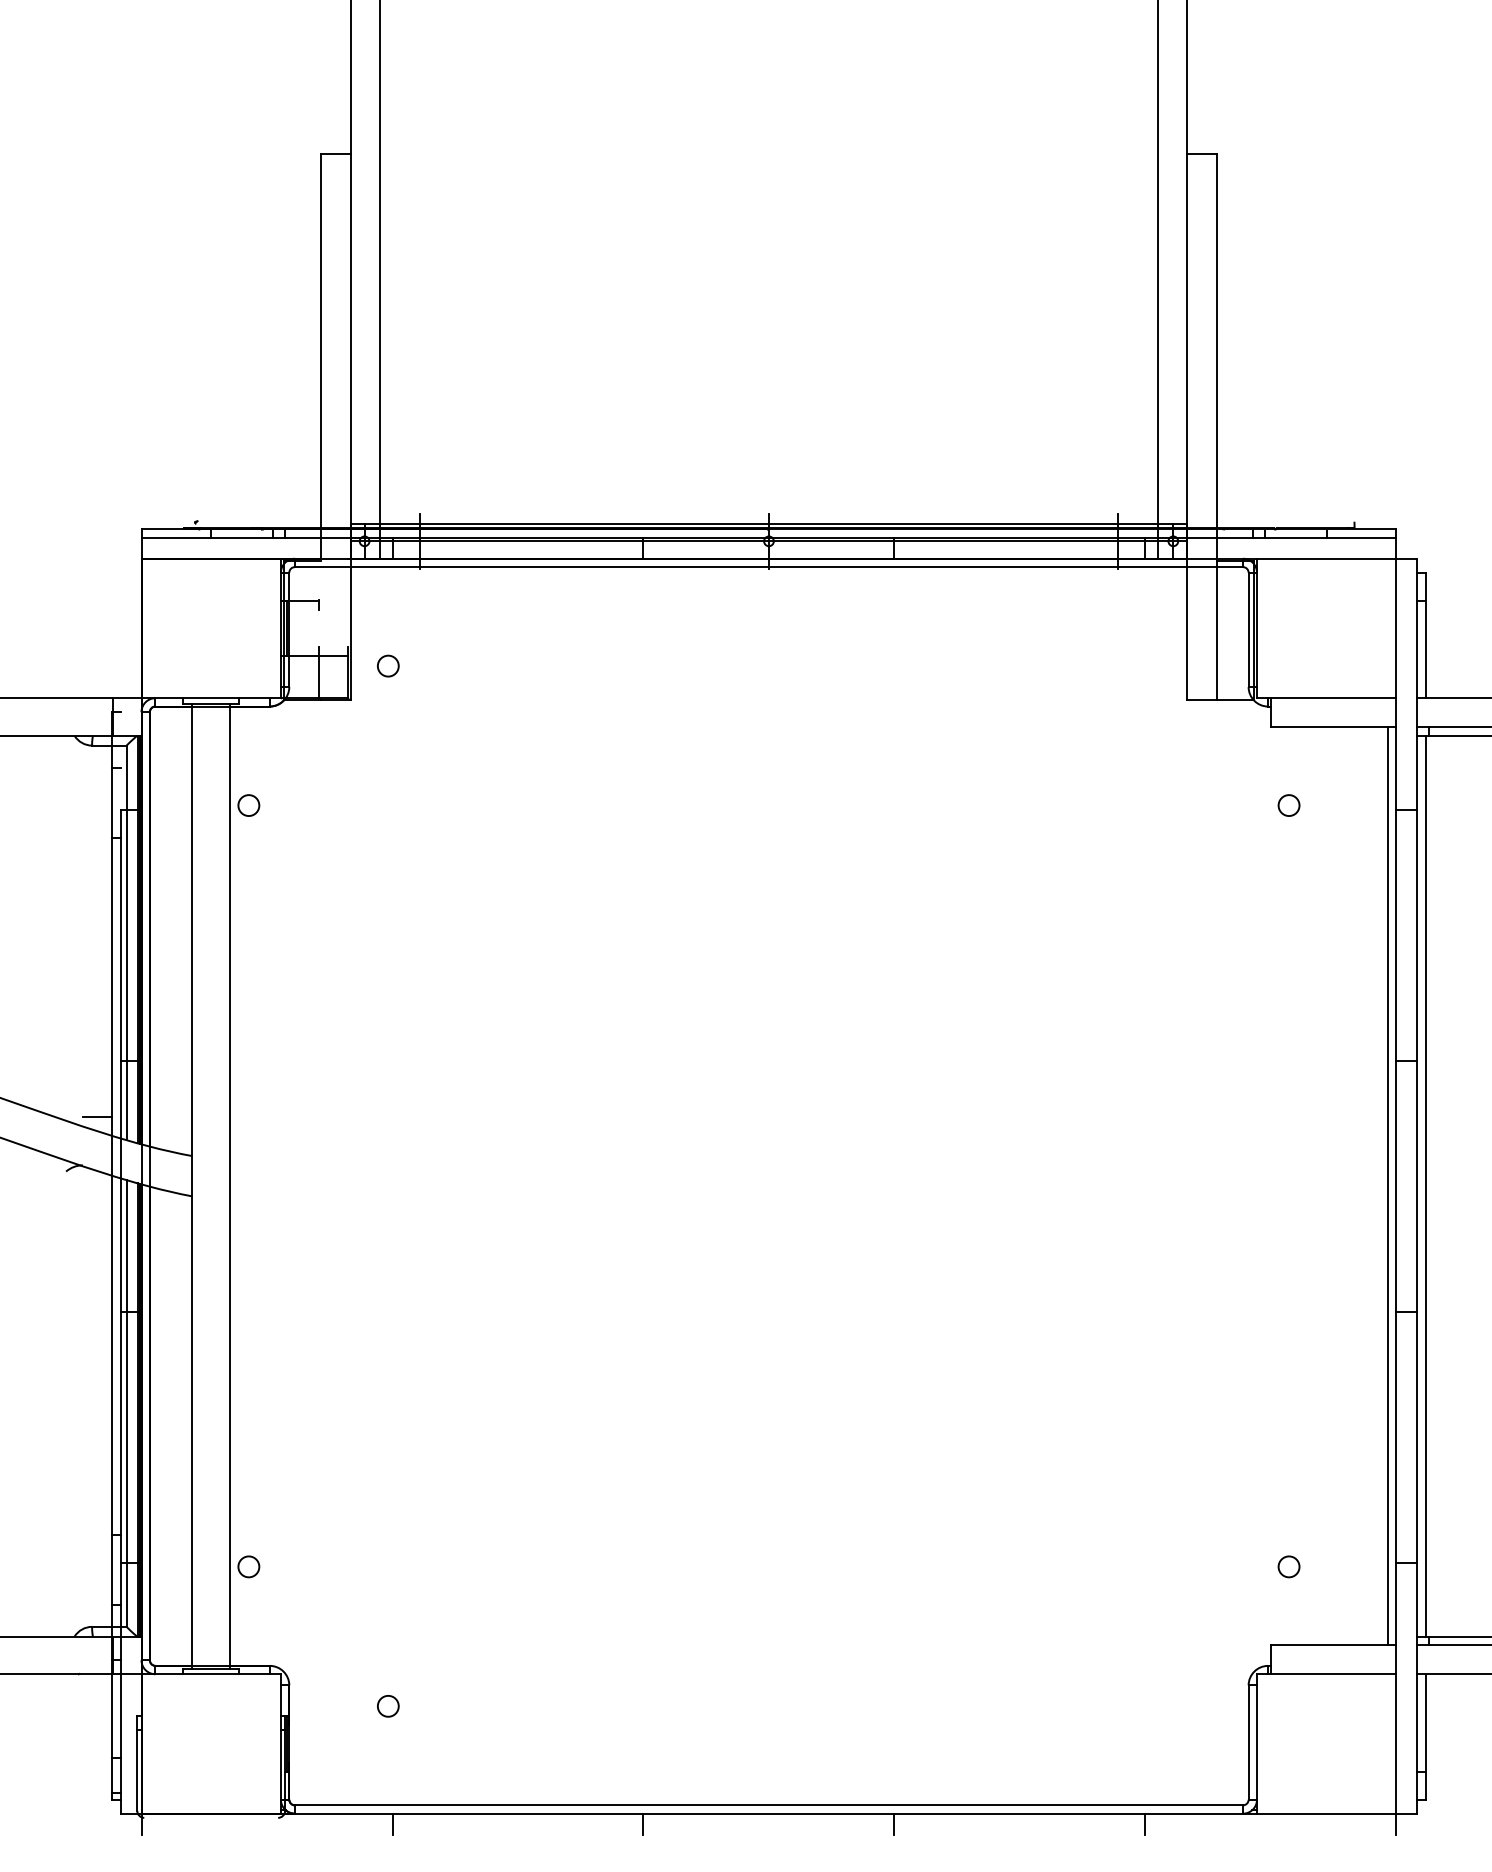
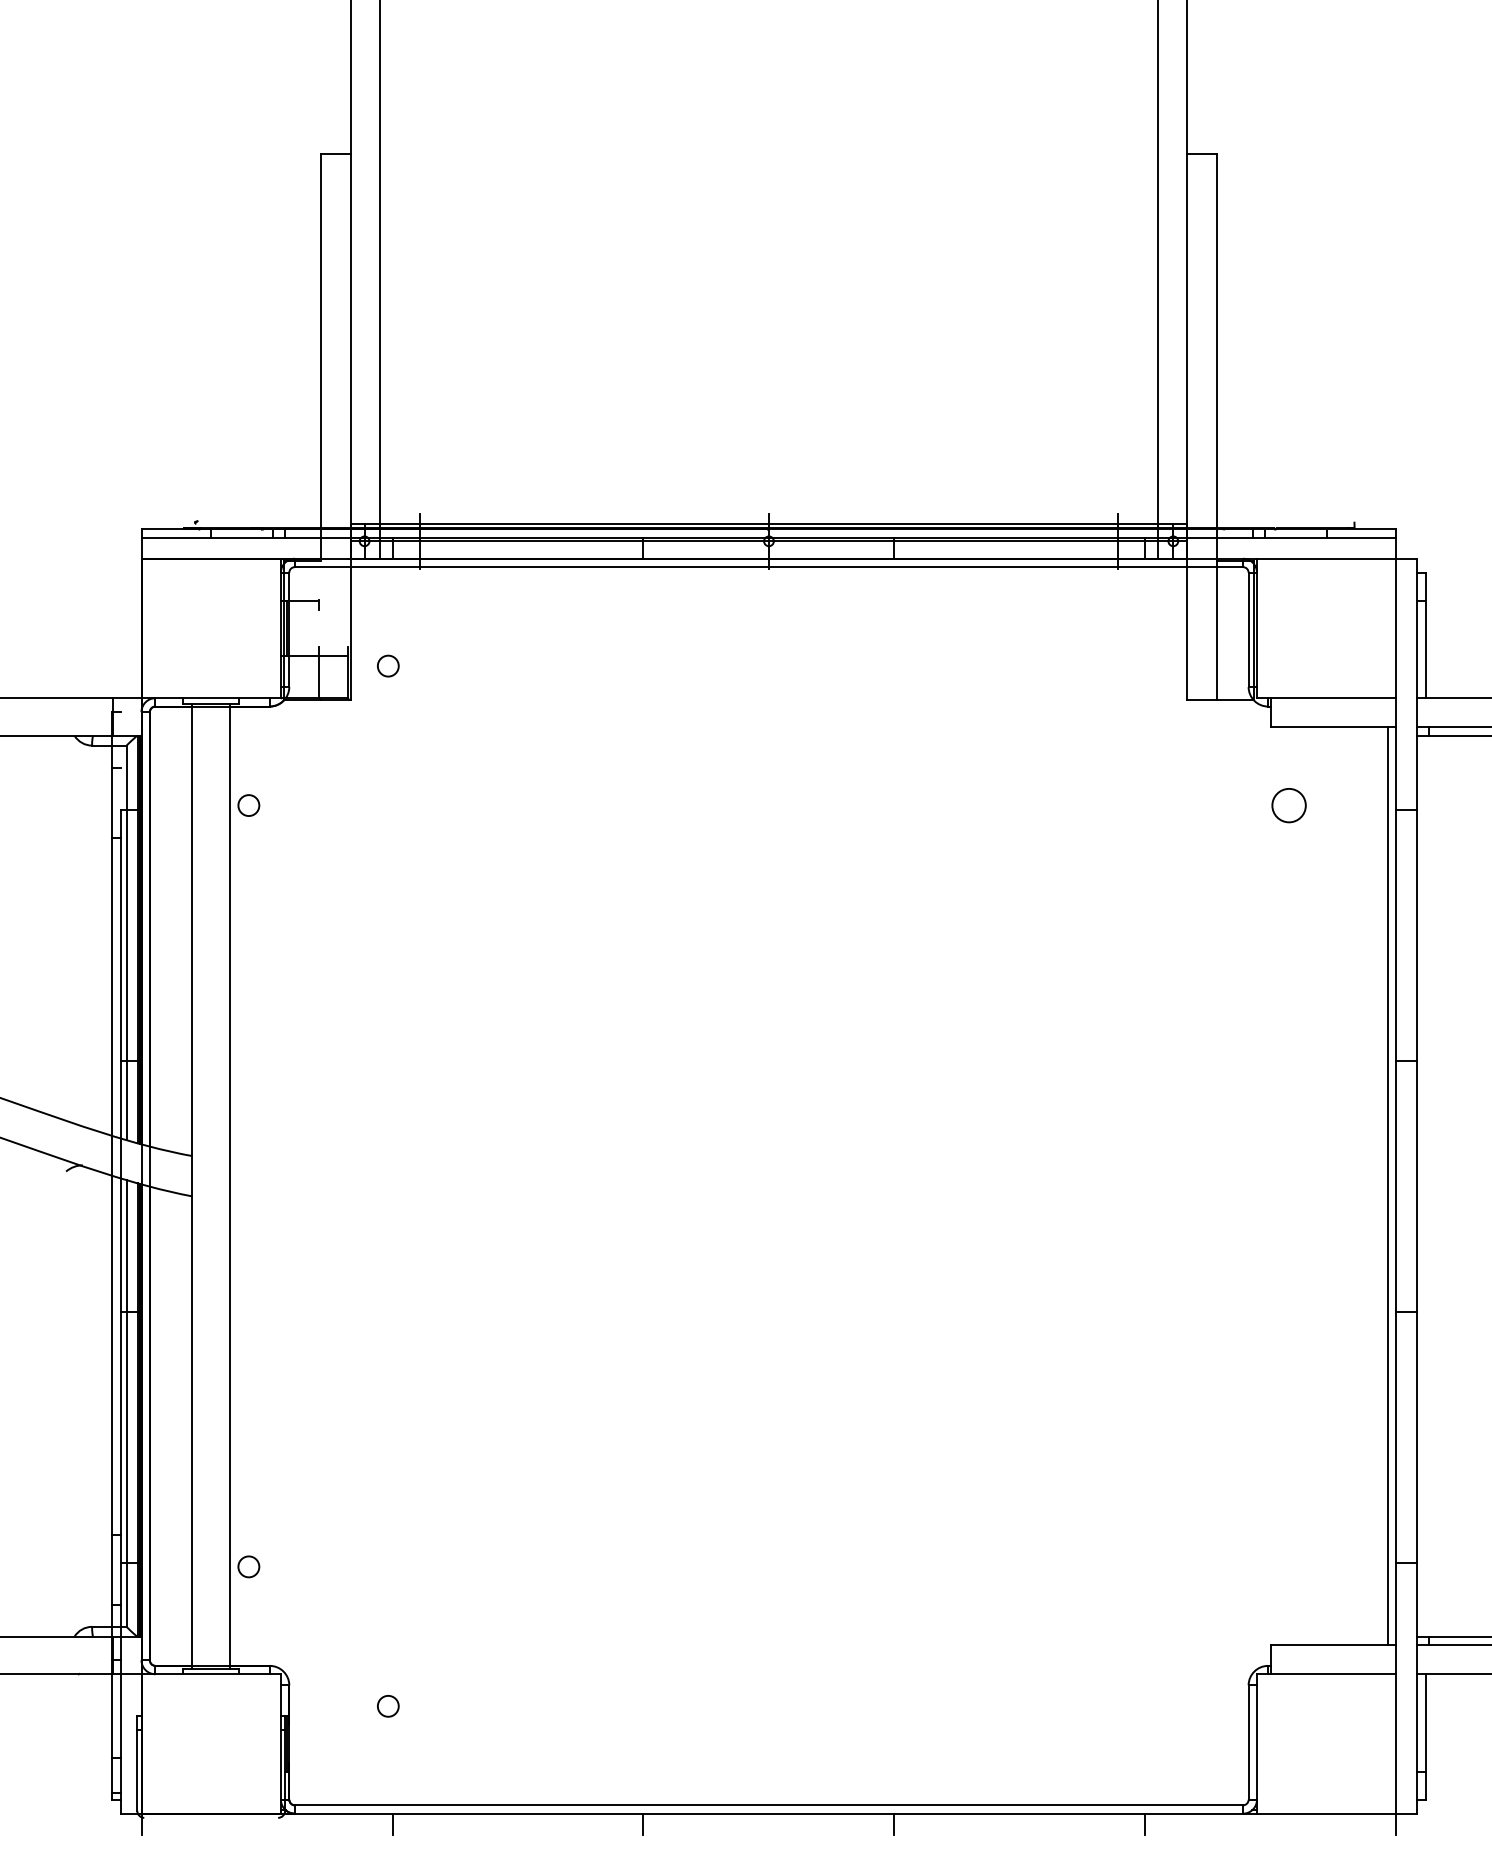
circle size: 24x23 px -> 36x36 px (1288, 805)
line: present -> none (97, 1117)
line: present -> none (1425, 1185)
circle: present -> none (1288, 1566)
